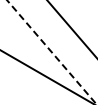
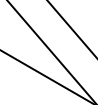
line: dashed -> solid (52, 52)
